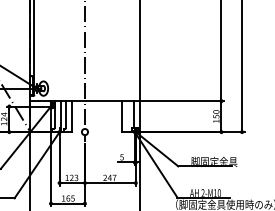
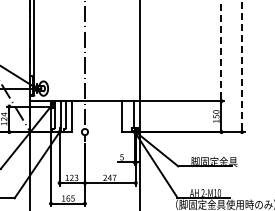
line: solid -> dashed (221, 49)
line: solid -> dashed (242, 65)
